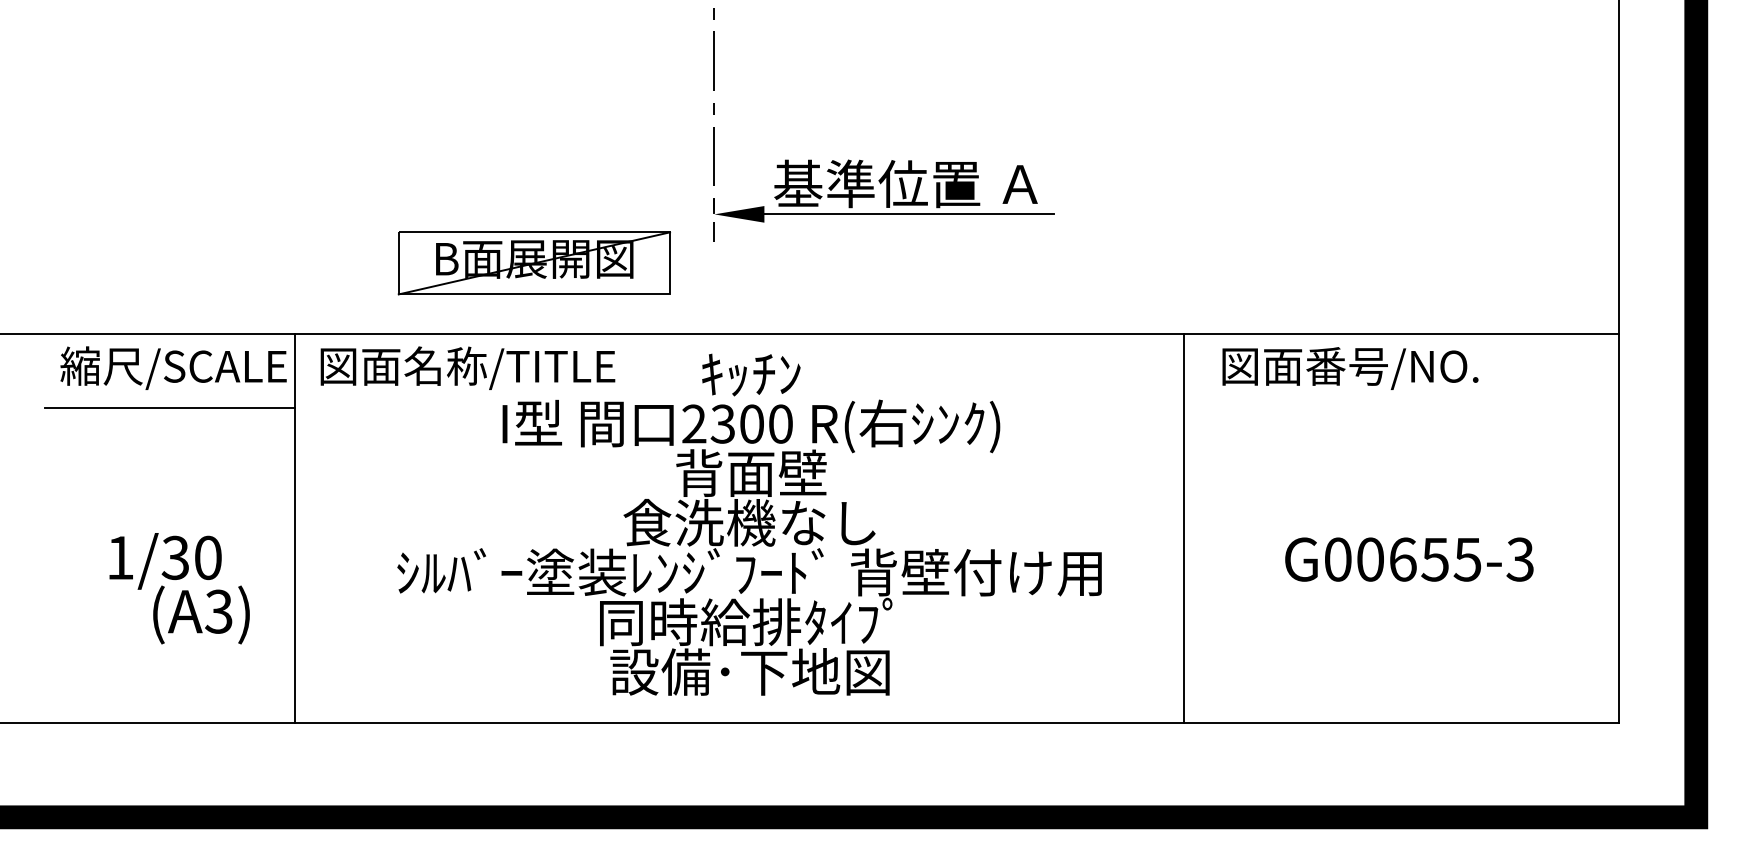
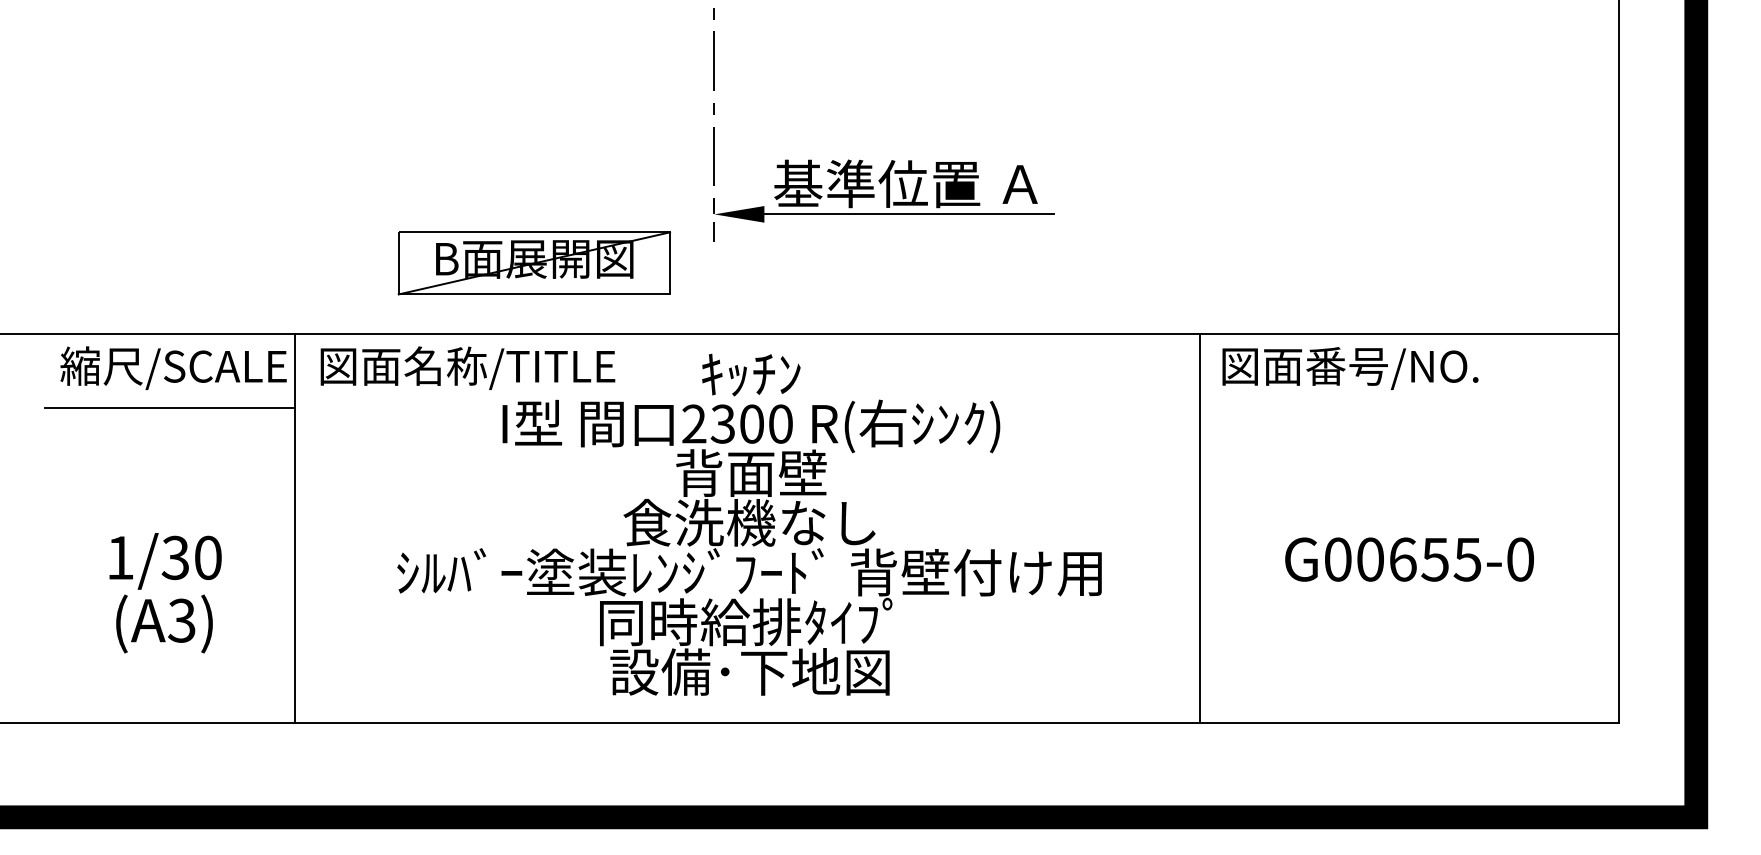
line position: (1183, 528) -> (1199, 528) (1199, 528)
text: G00655-3 -> G00655-0 (1519, 559)
text position: (201, 614) -> (164, 623) (164, 623)
